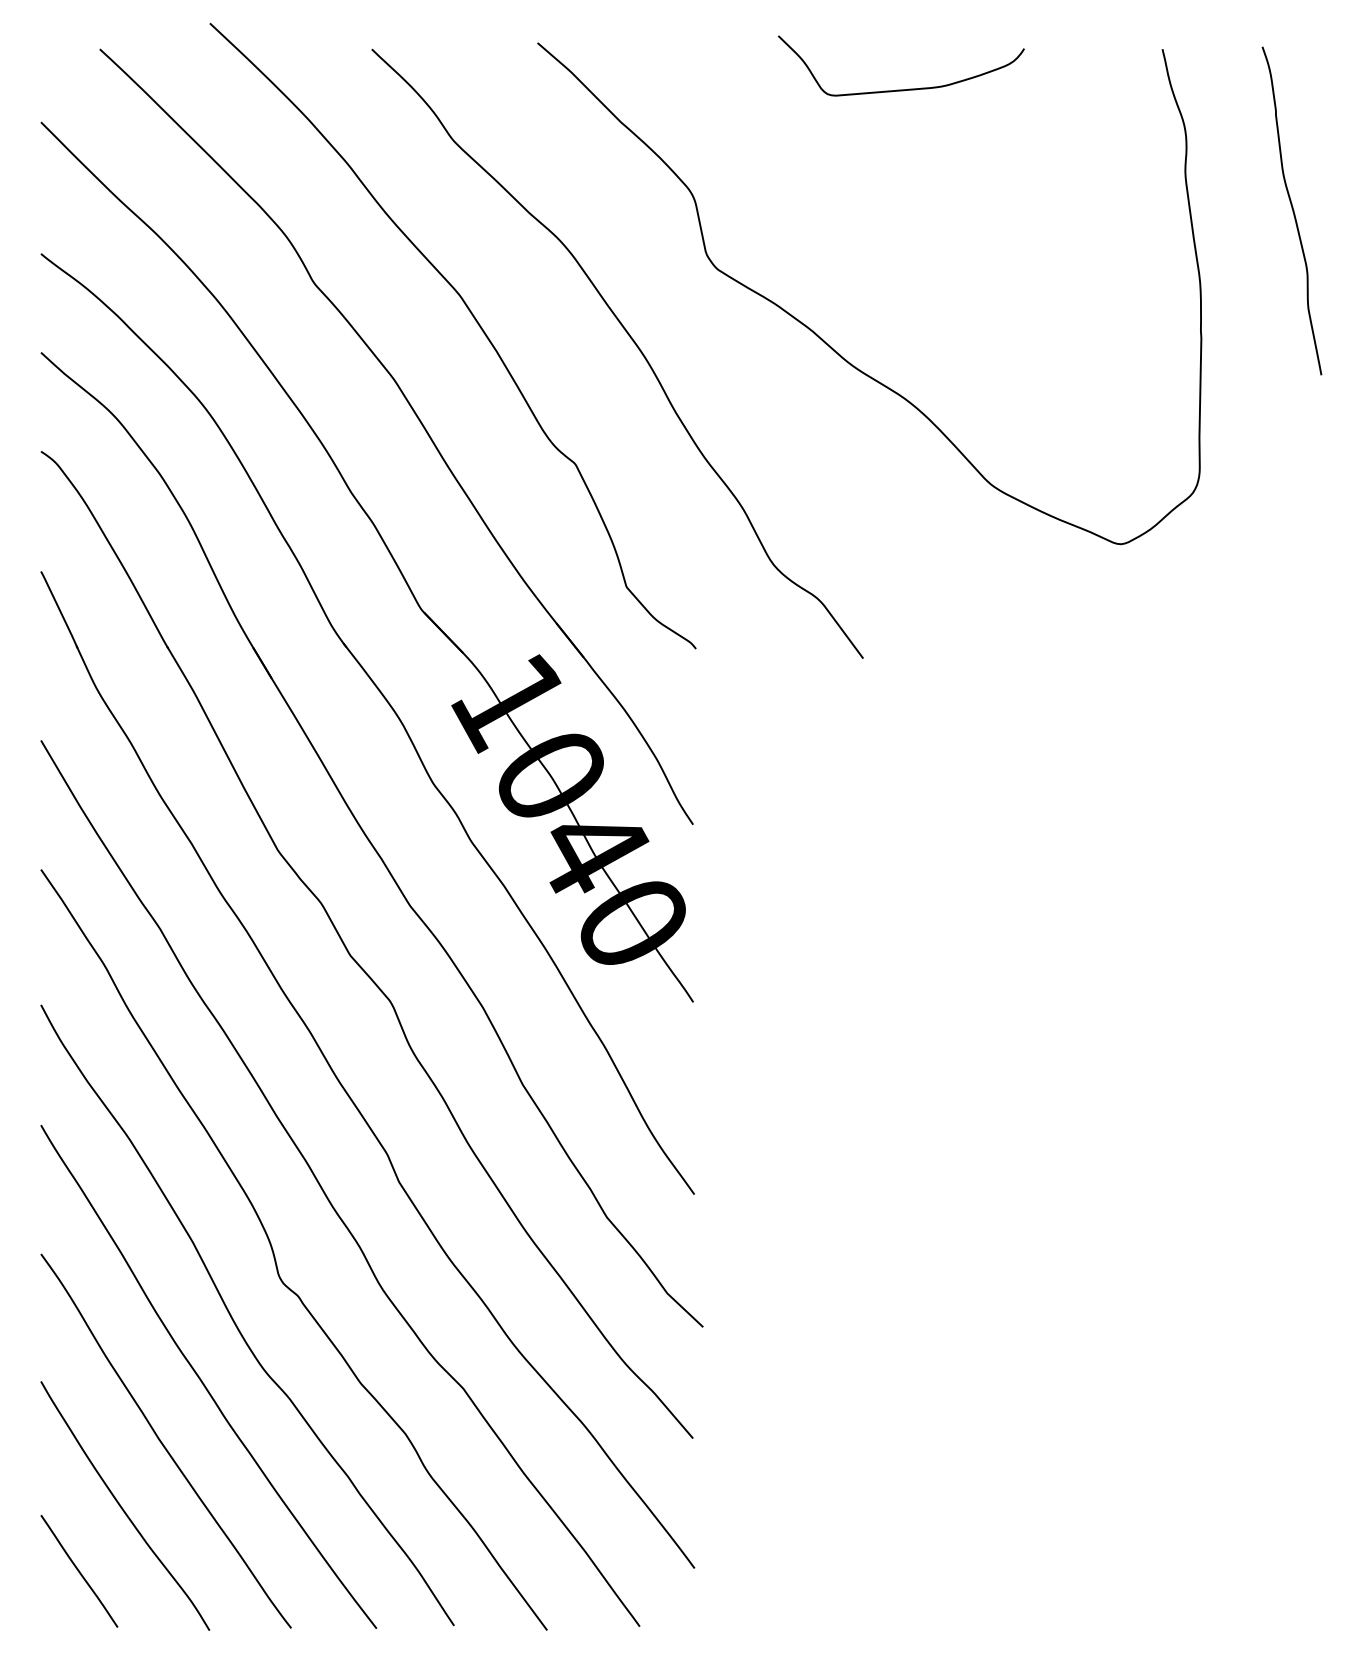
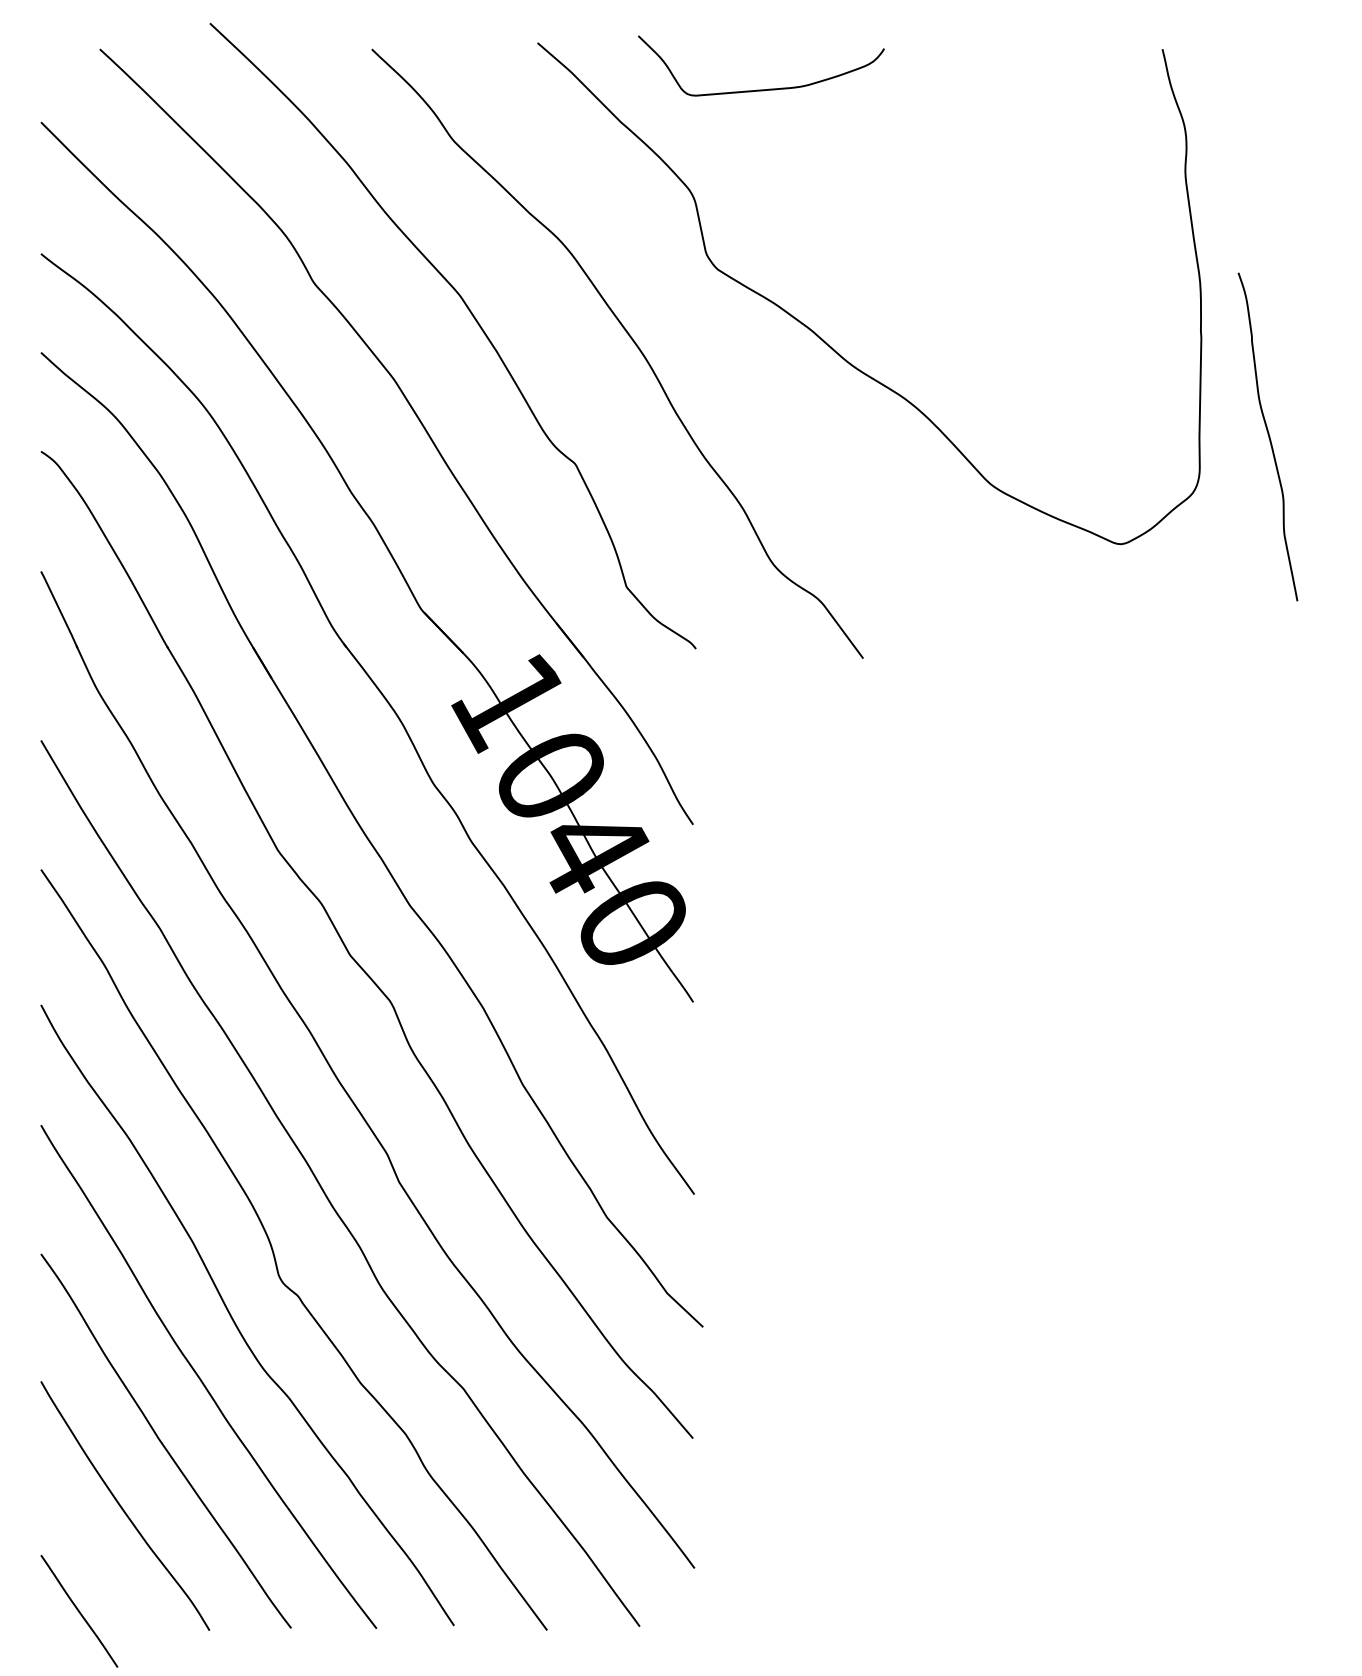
curve position: (901, 89) -> (761, 89) (761, 89)
curve position: (1292, 210) -> (1268, 436) (1268, 436)
line position: (79, 1571) -> (79, 1611) (79, 1611)
